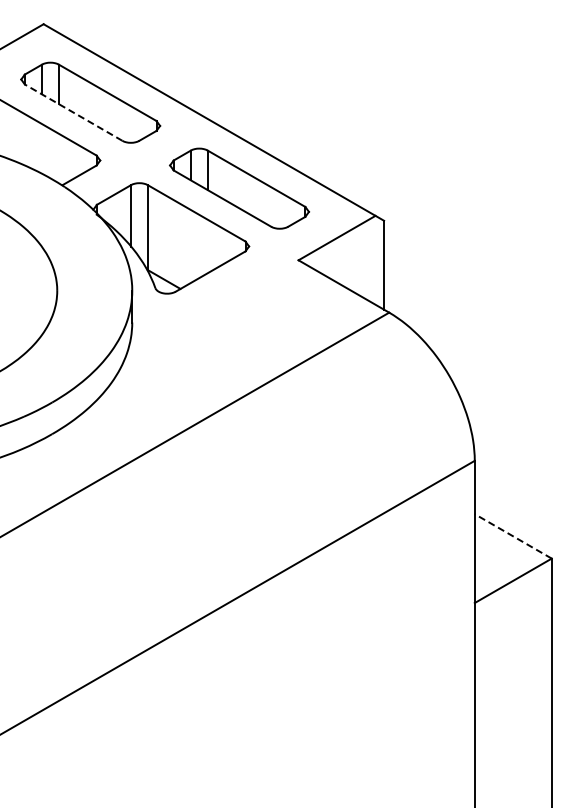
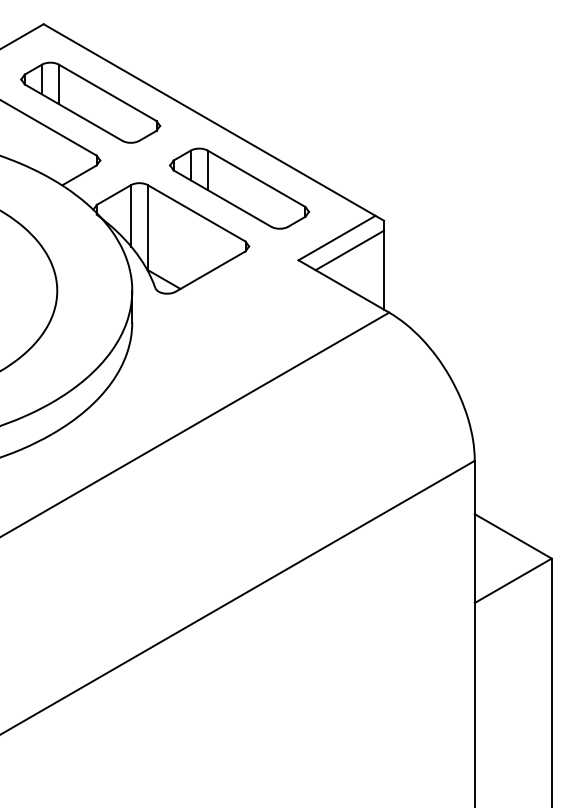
line: dashed -> solid (73, 112)
line: none -> present (349, 250)
line: dashed -> solid (512, 536)
